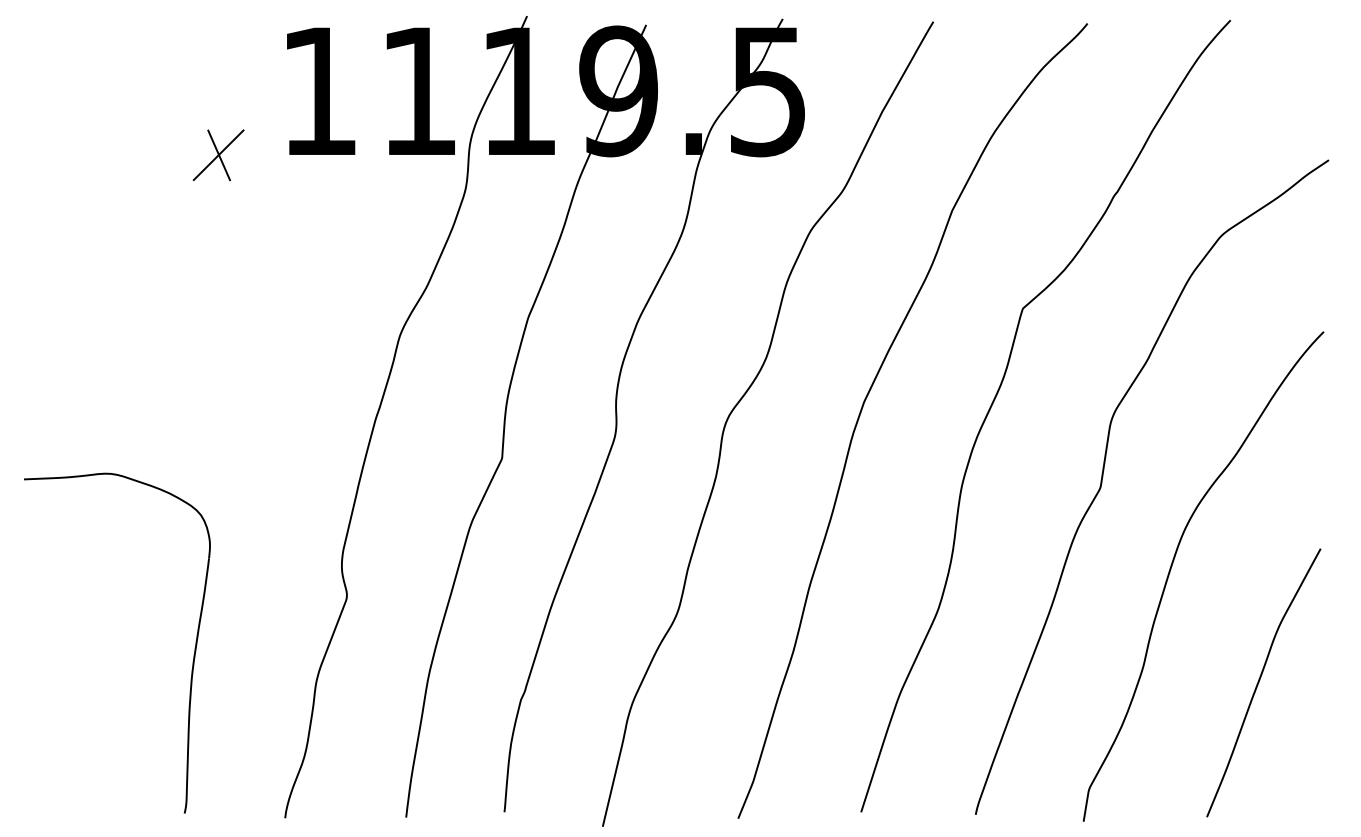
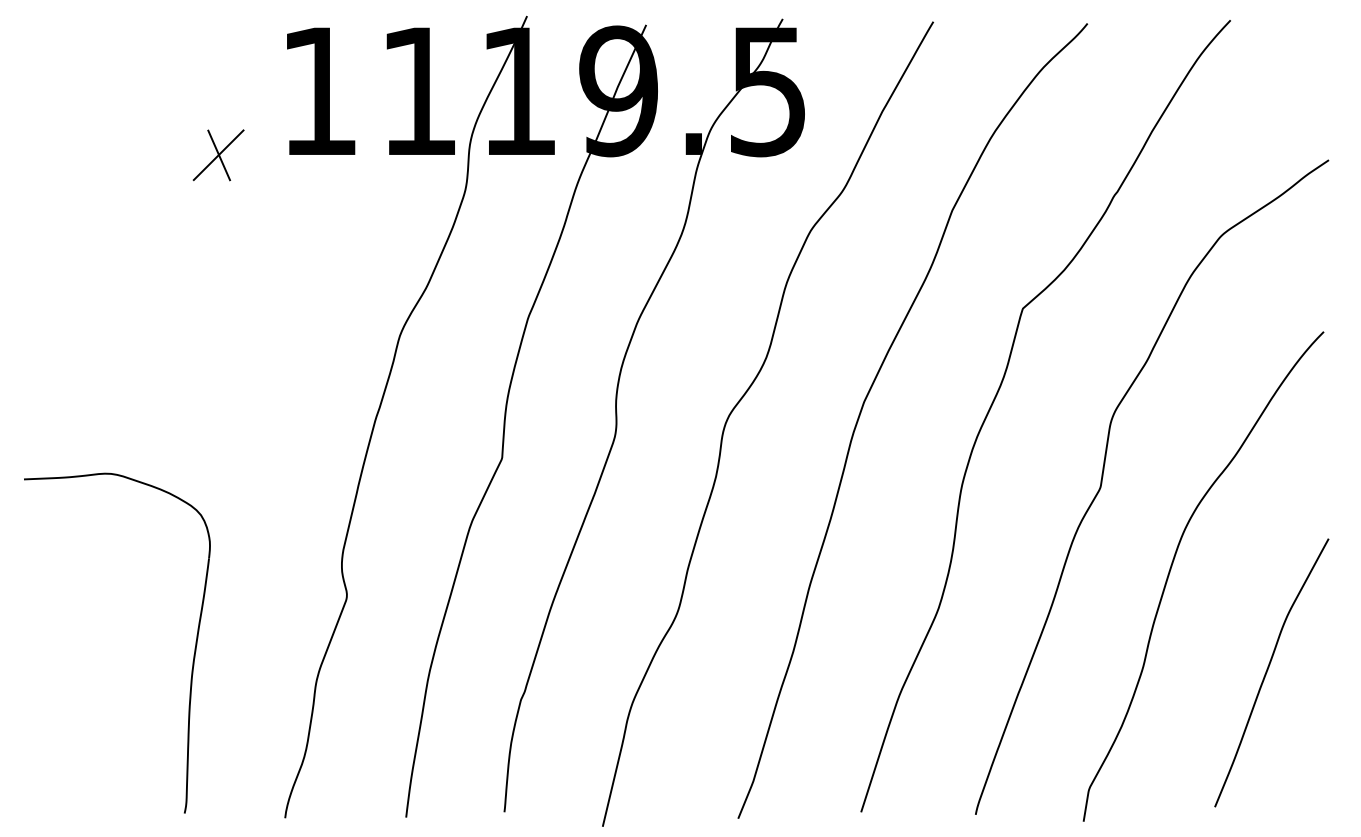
curve position: (1260, 680) -> (1268, 670) (1268, 670)
